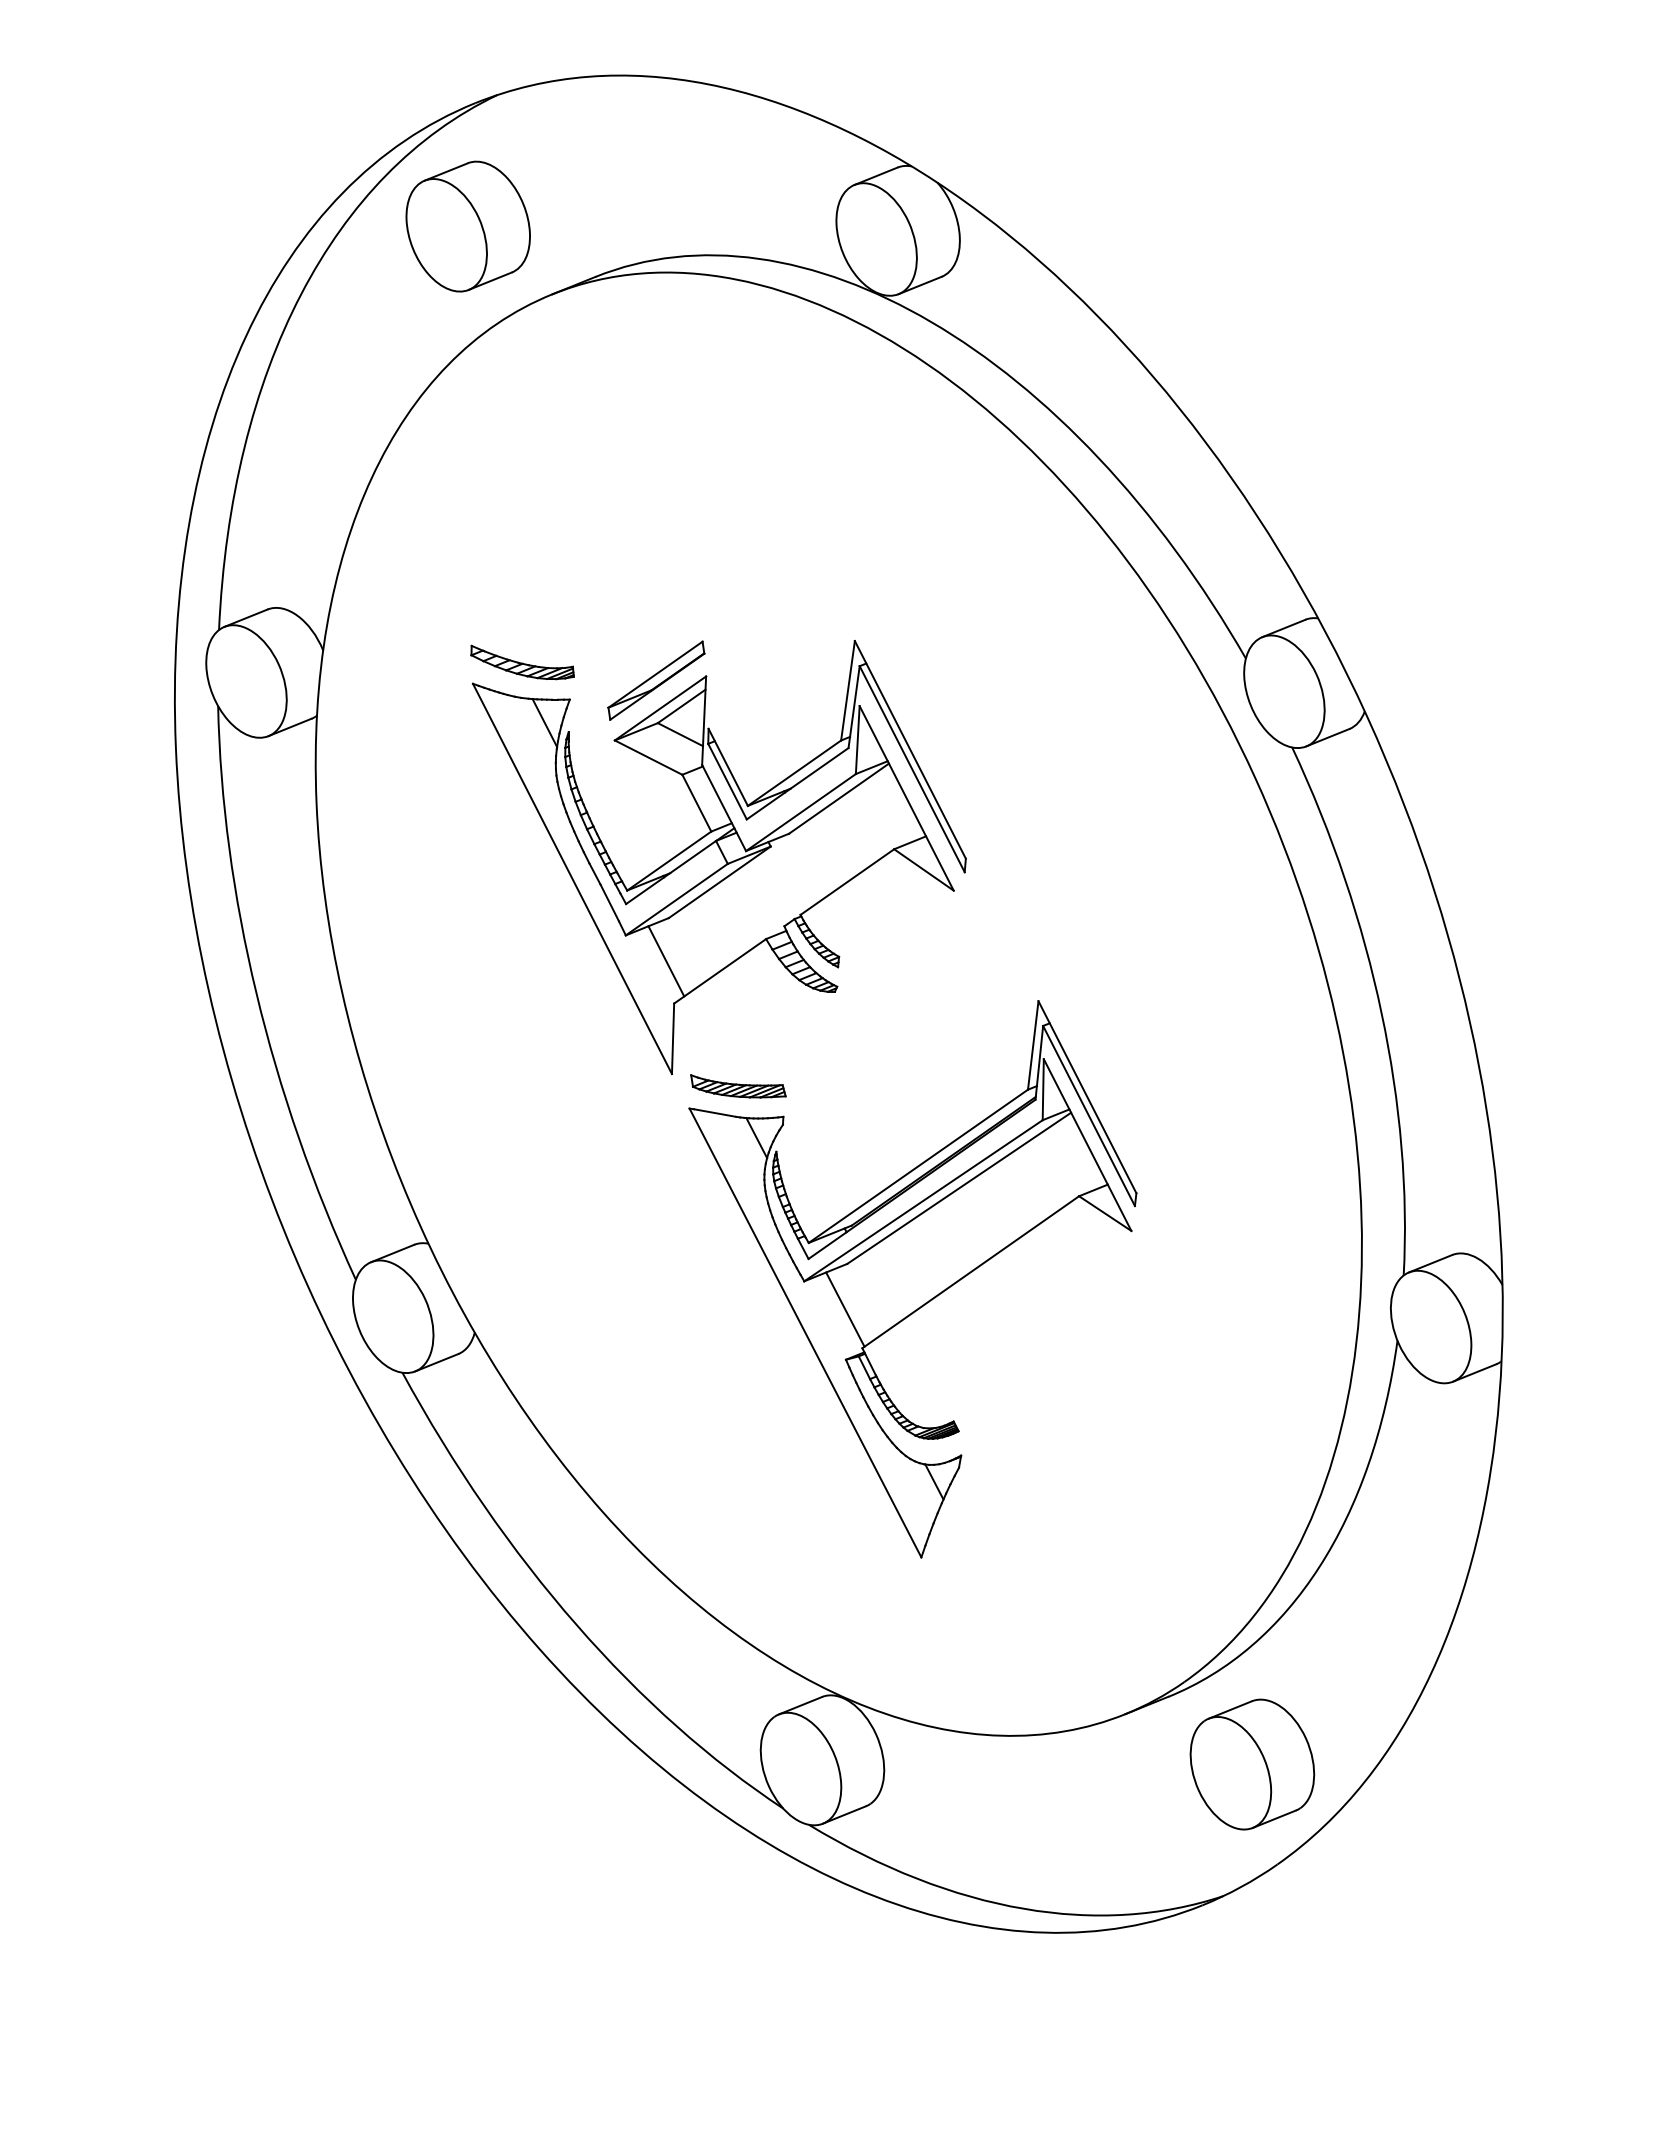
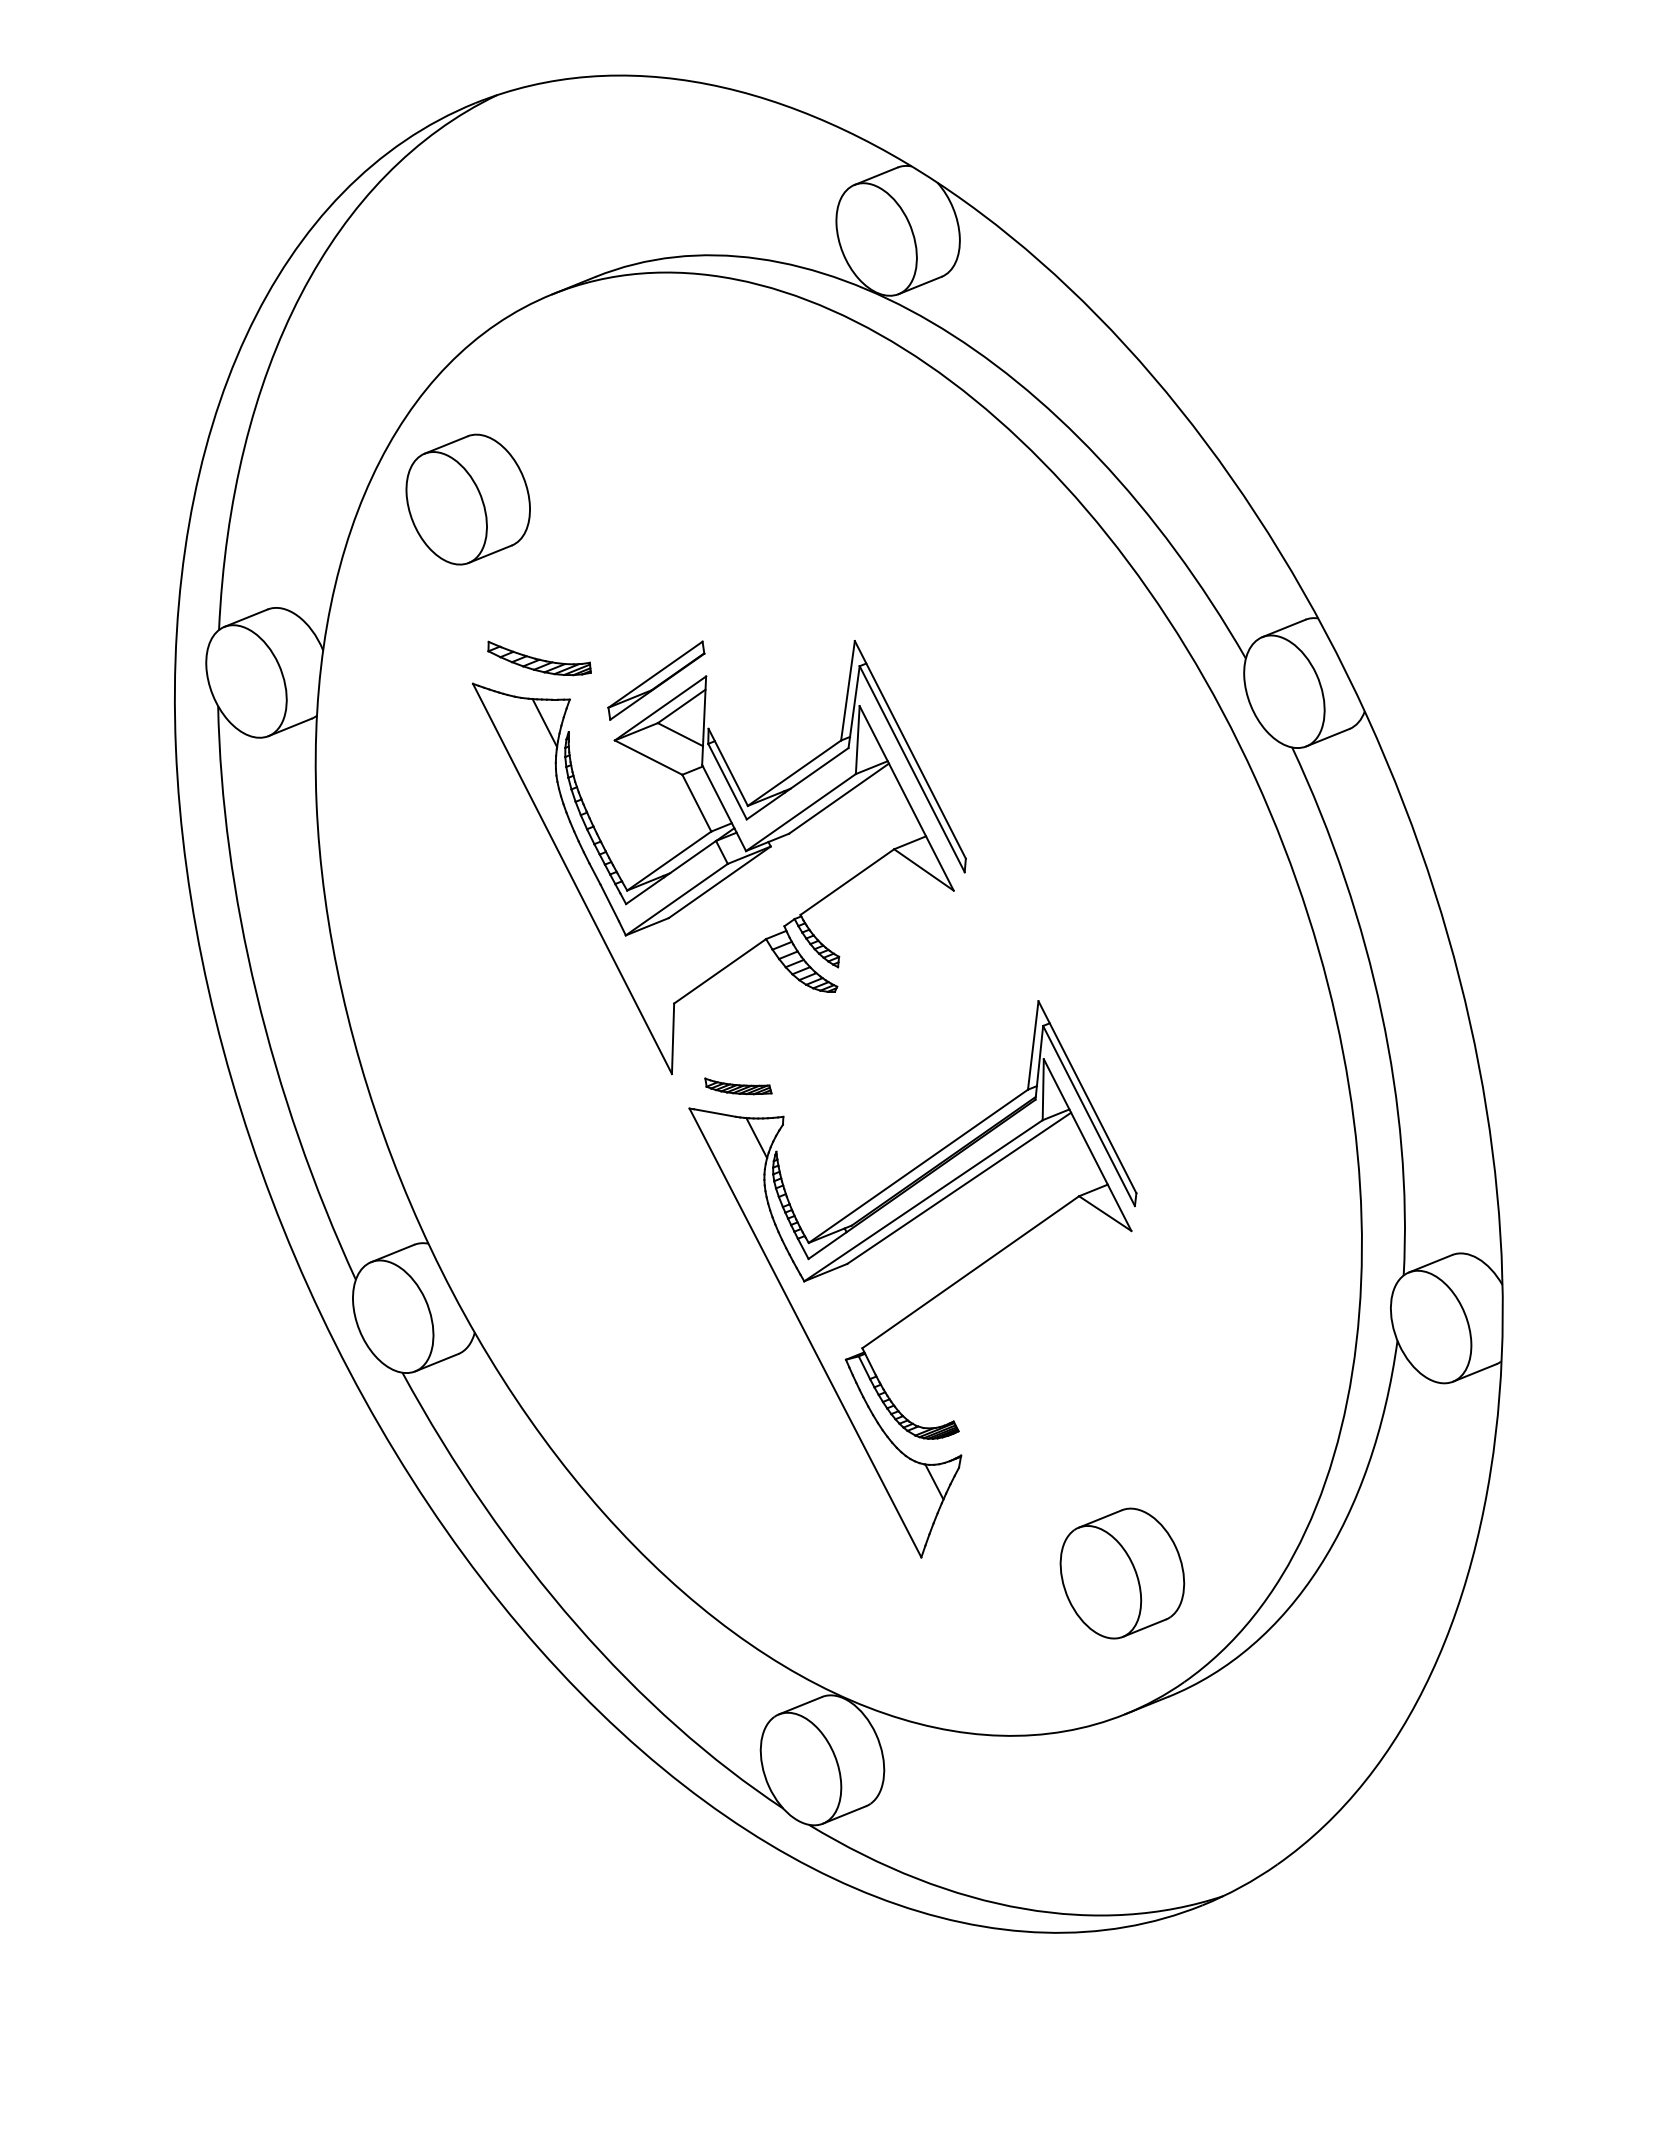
part position: (467, 226) -> (467, 499) (467, 499)
part position: (522, 662) -> (539, 658) (539, 658)
line: present -> none (666, 961)
part size: 97x25 px -> 69x19 px (738, 1086)
line: present -> none (845, 1309)
part position: (1252, 1764) -> (1122, 1573) (1122, 1573)
